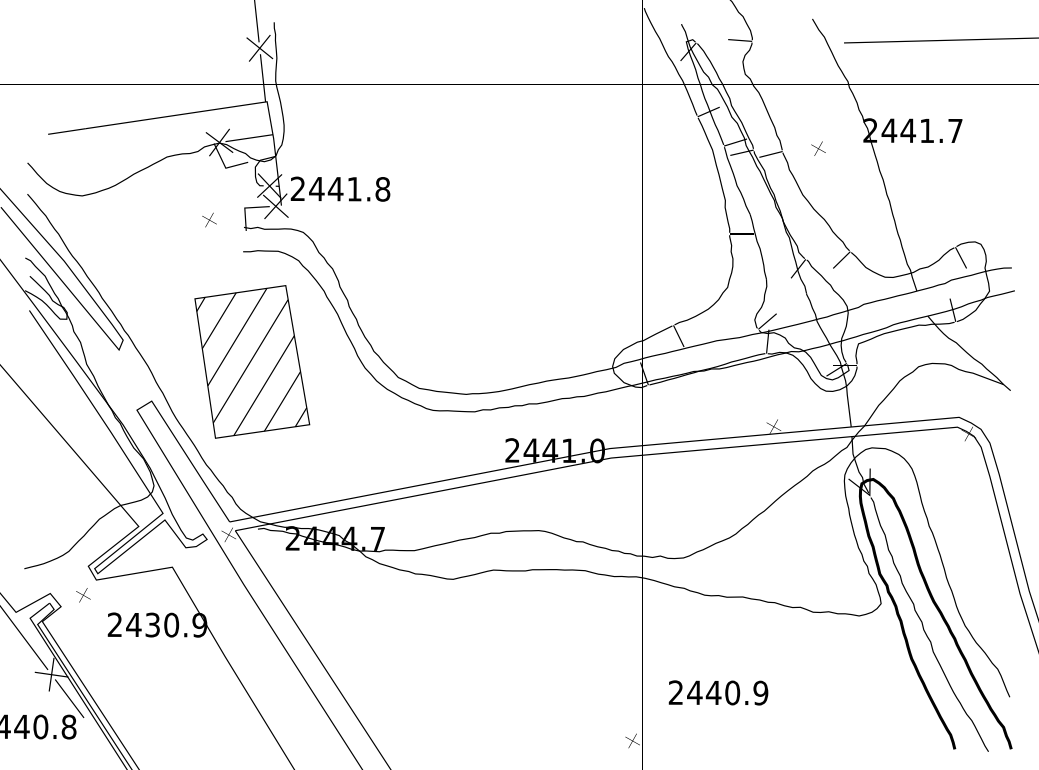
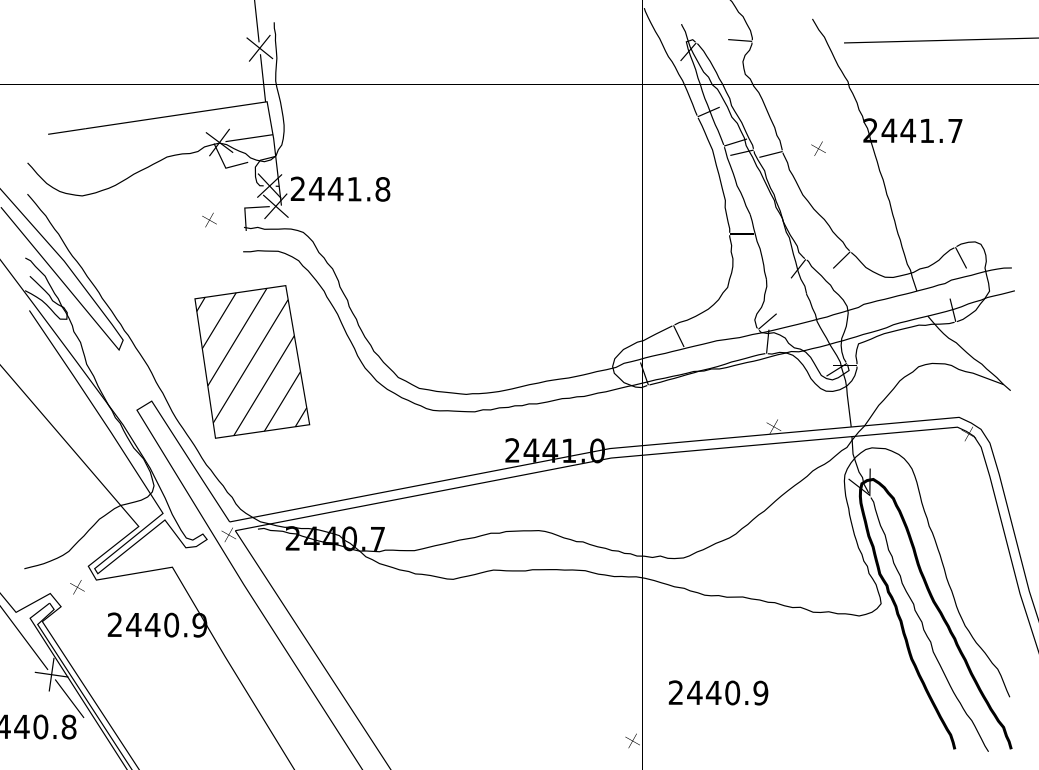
text: 2444.7 -> 2440.7 (349, 538)
part position: (83, 595) -> (77, 587) (77, 587)
text: 2430.9 -> 2440.9 (152, 624)
